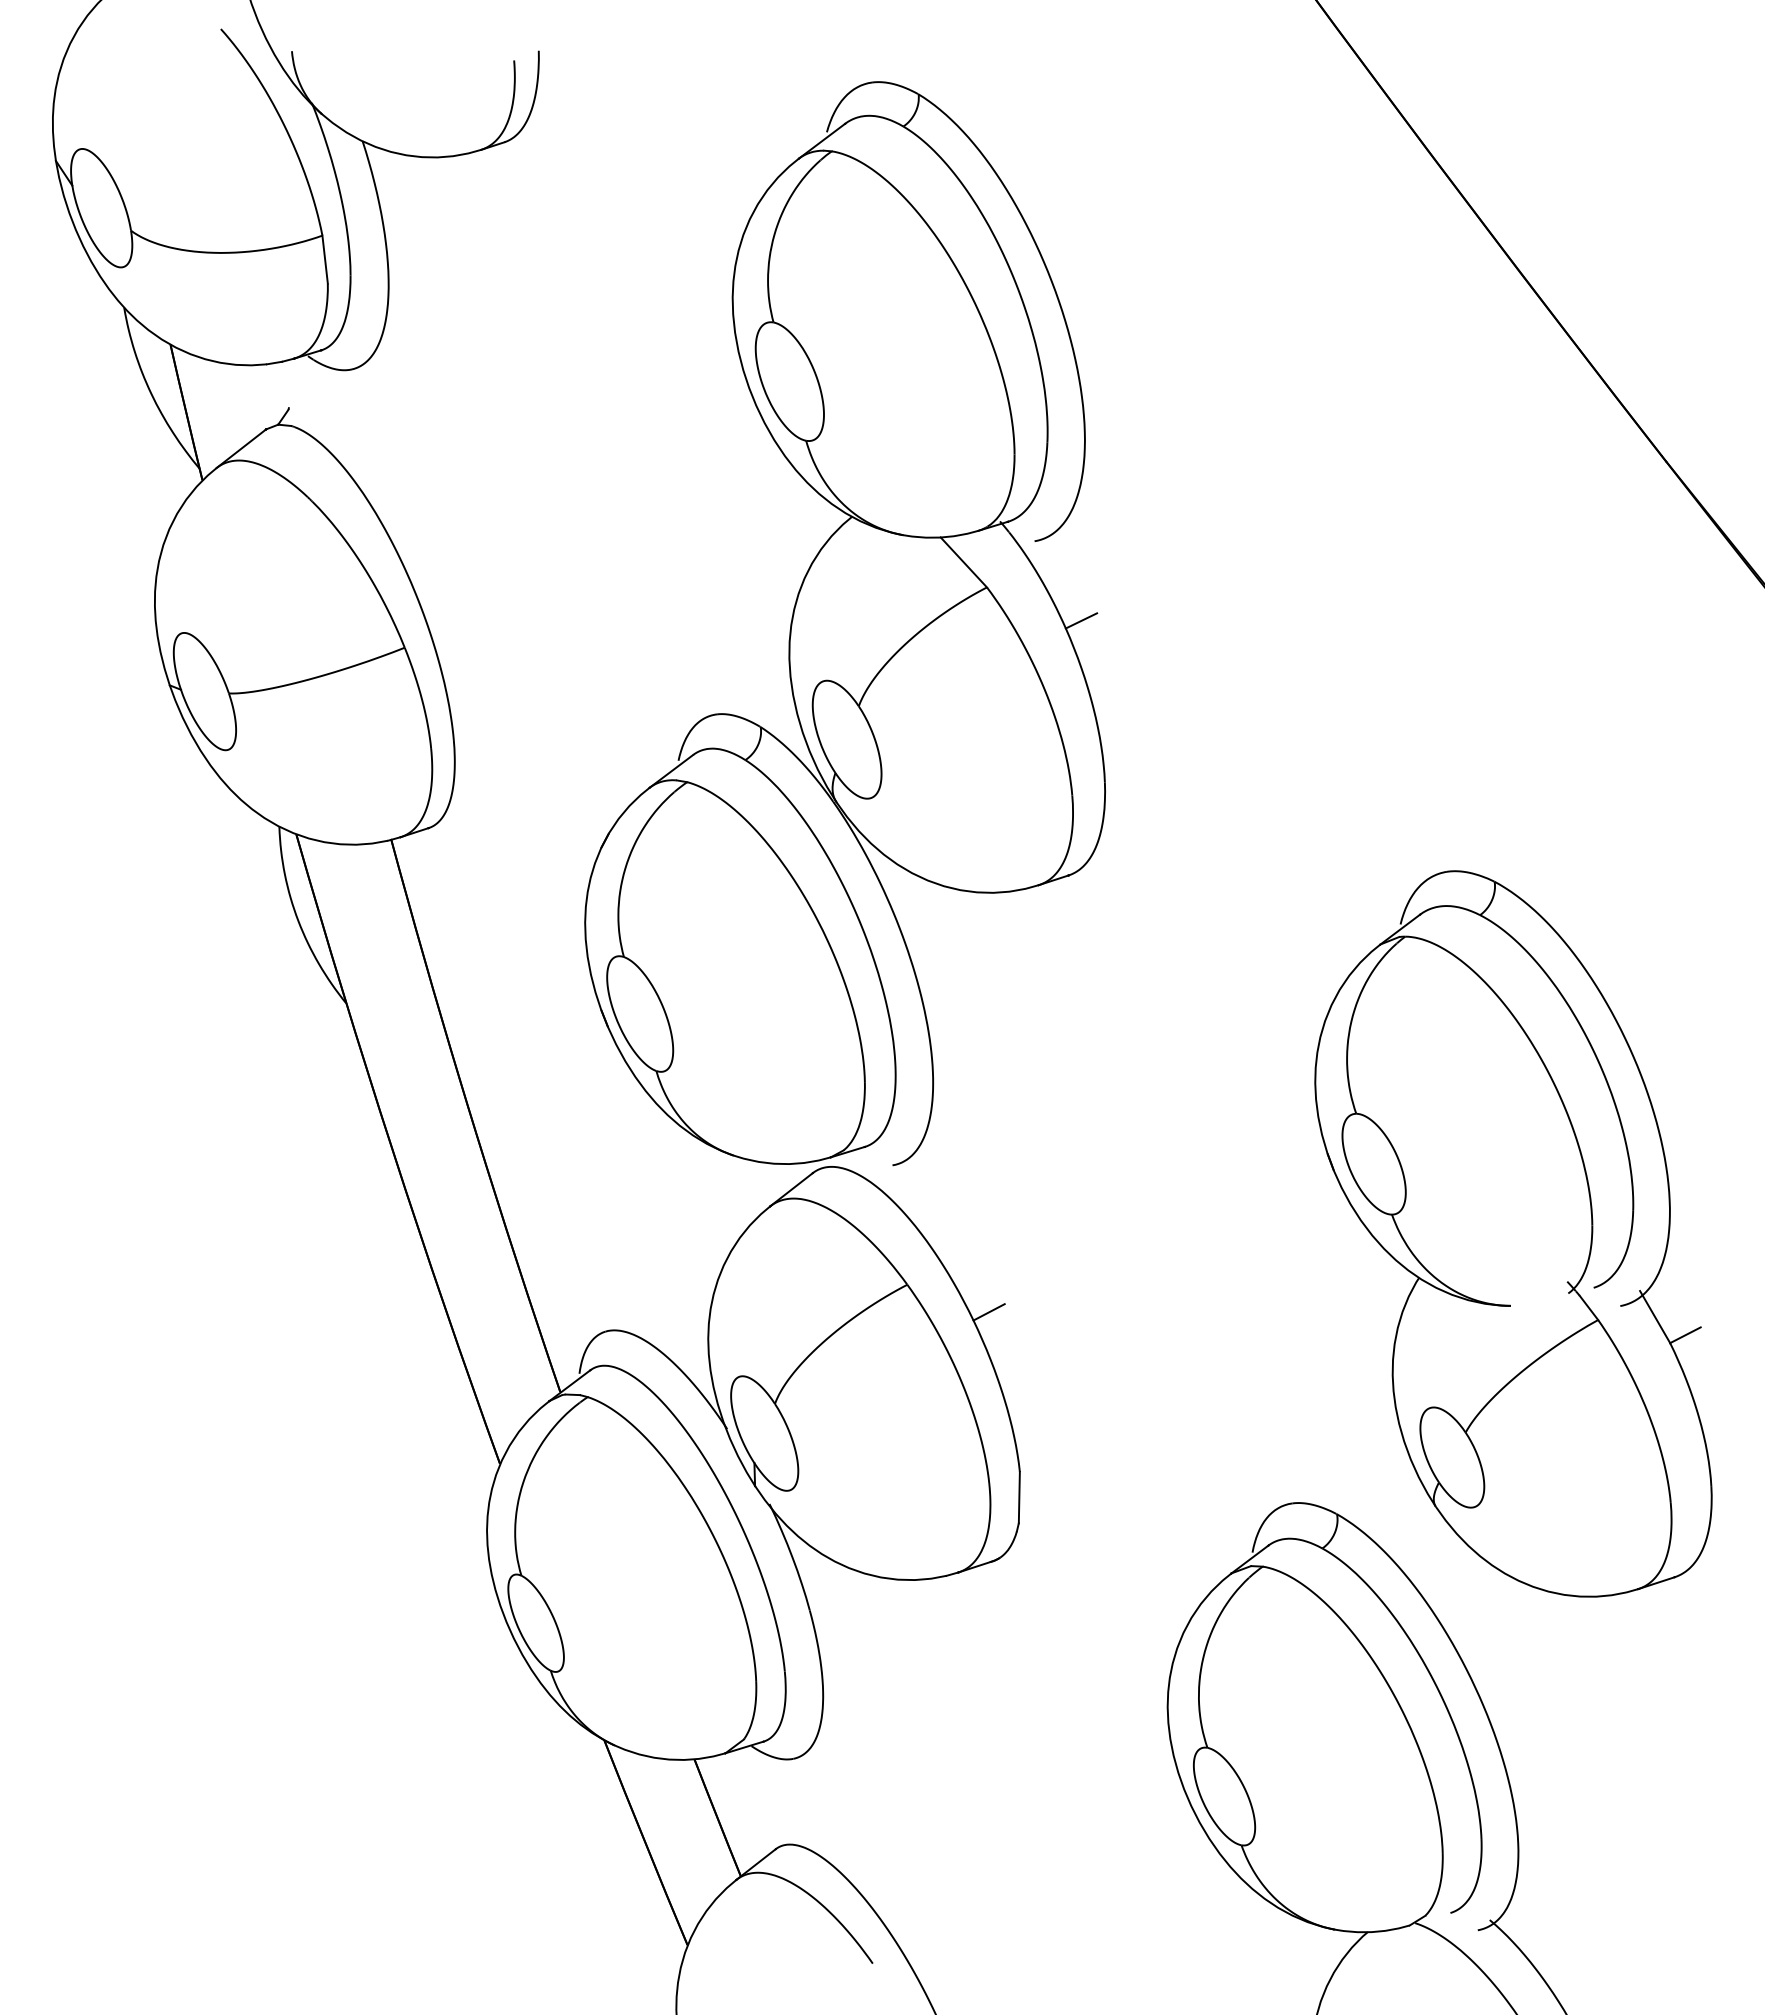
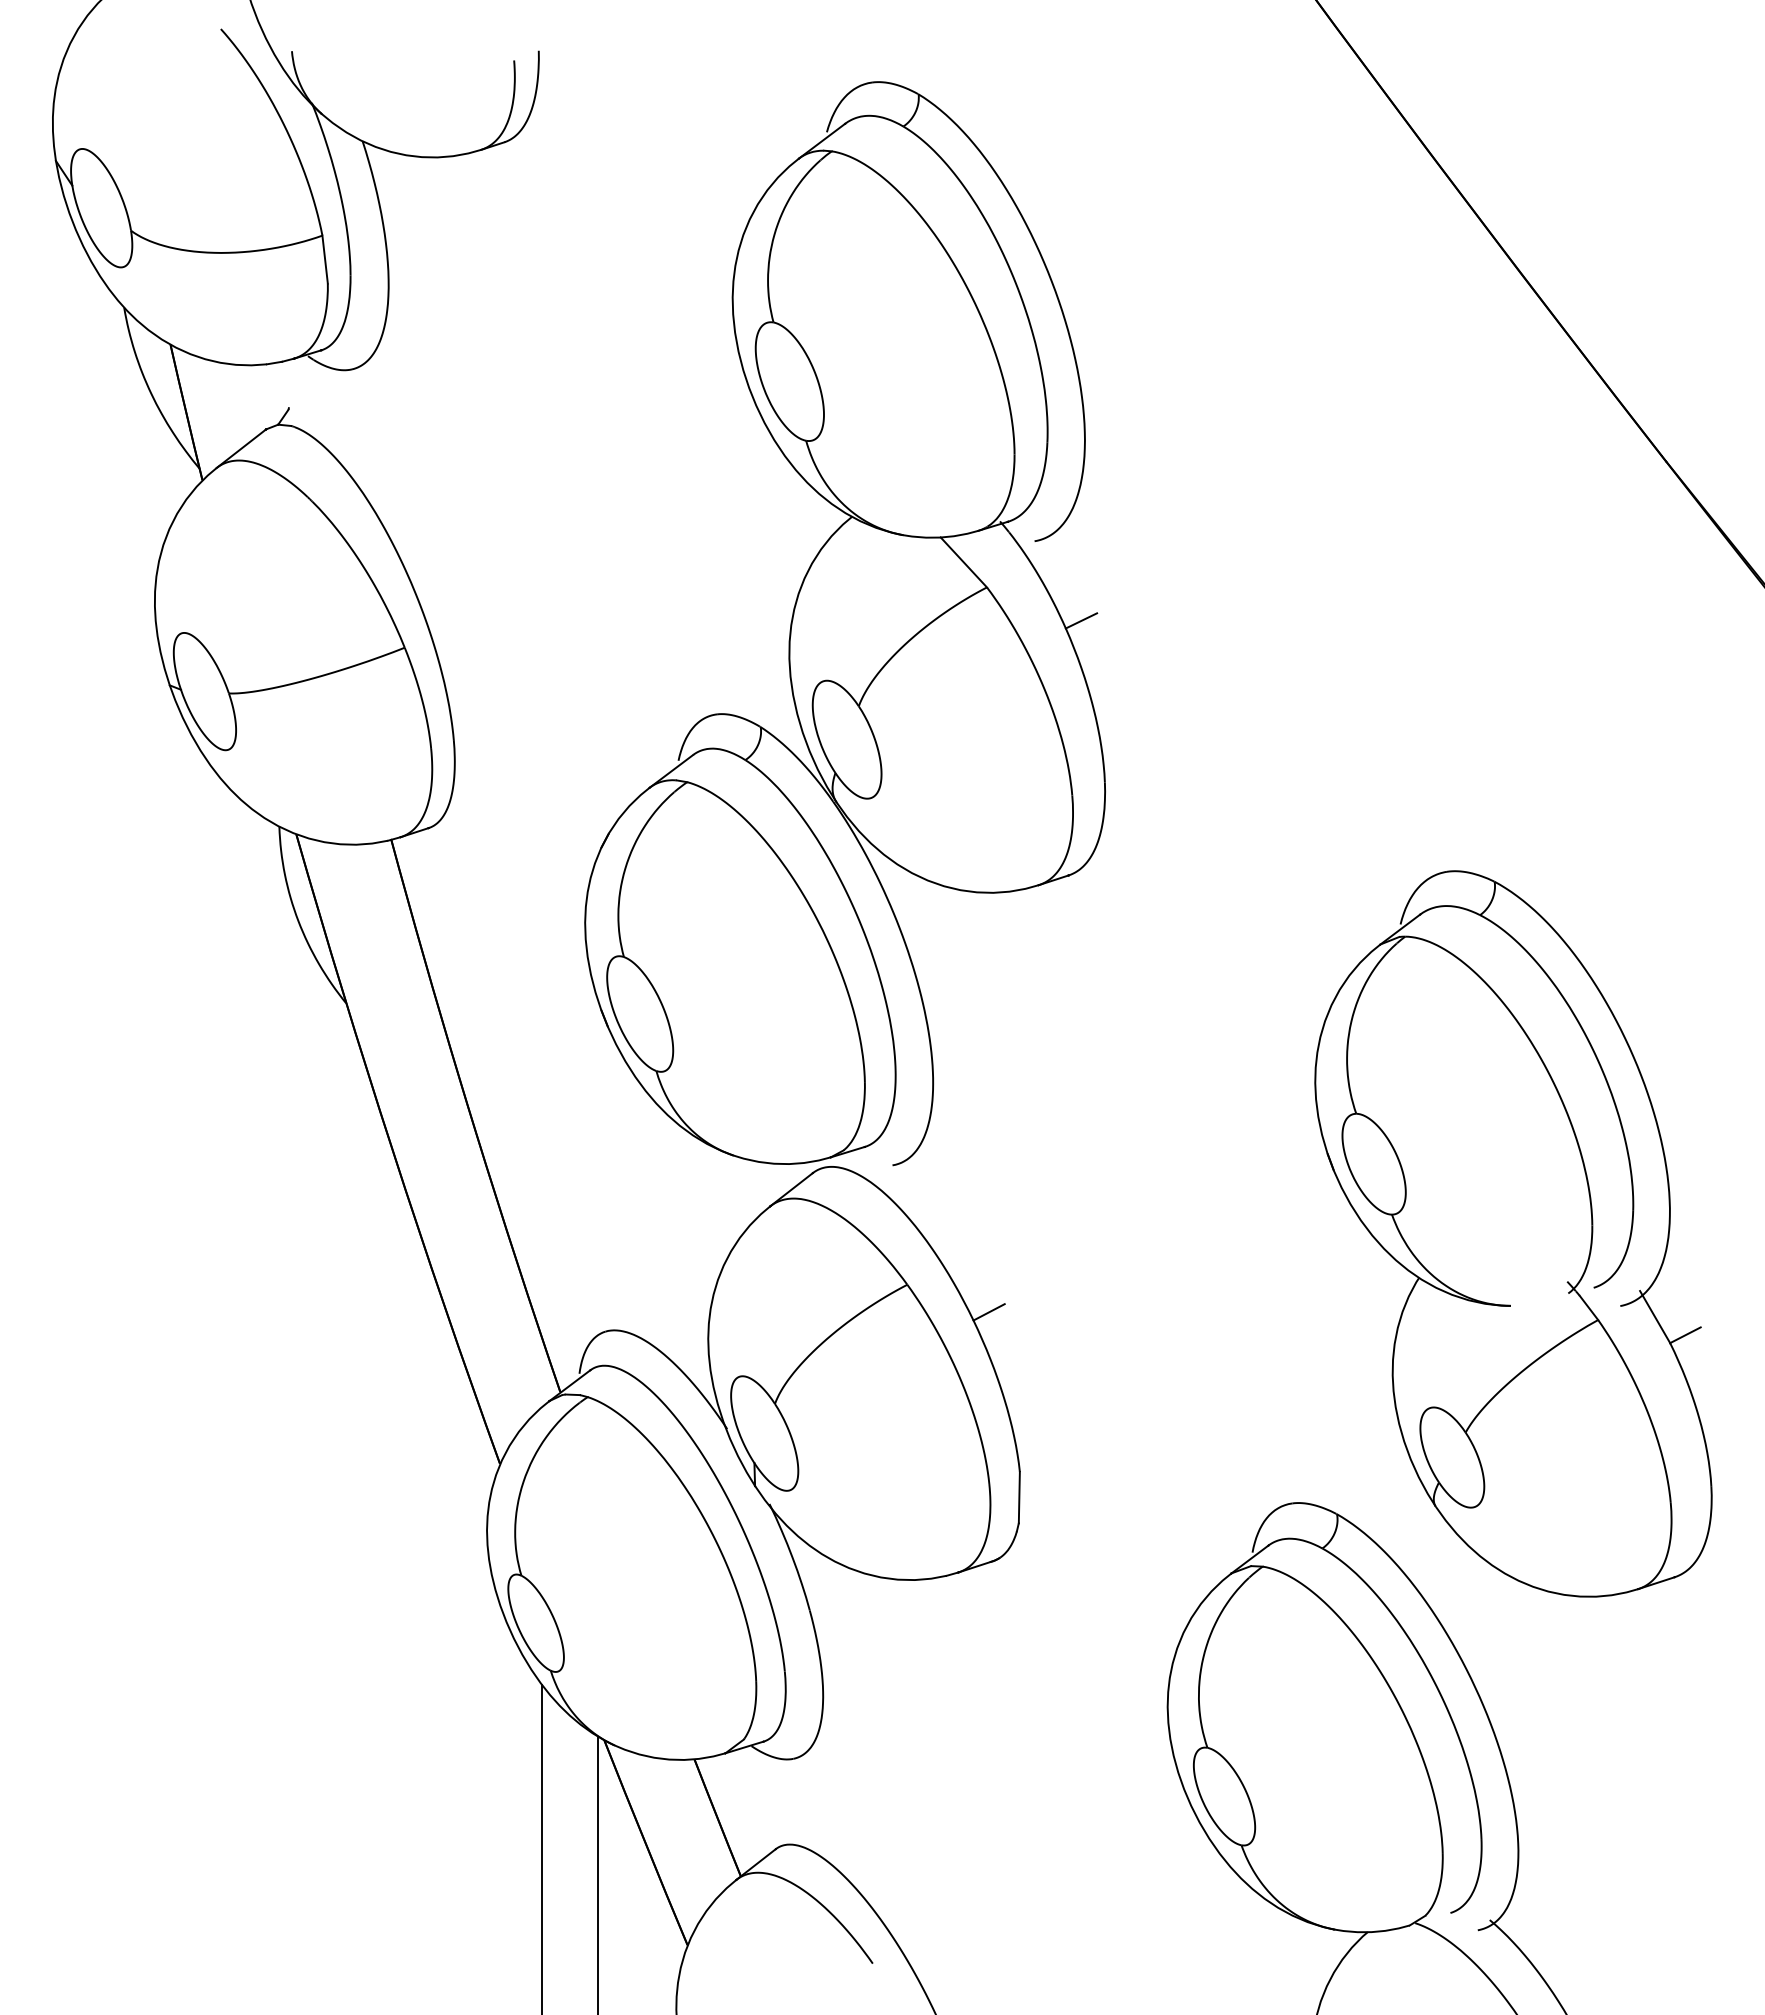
line: none -> present (541, 1847)
line: none -> present (598, 1873)
